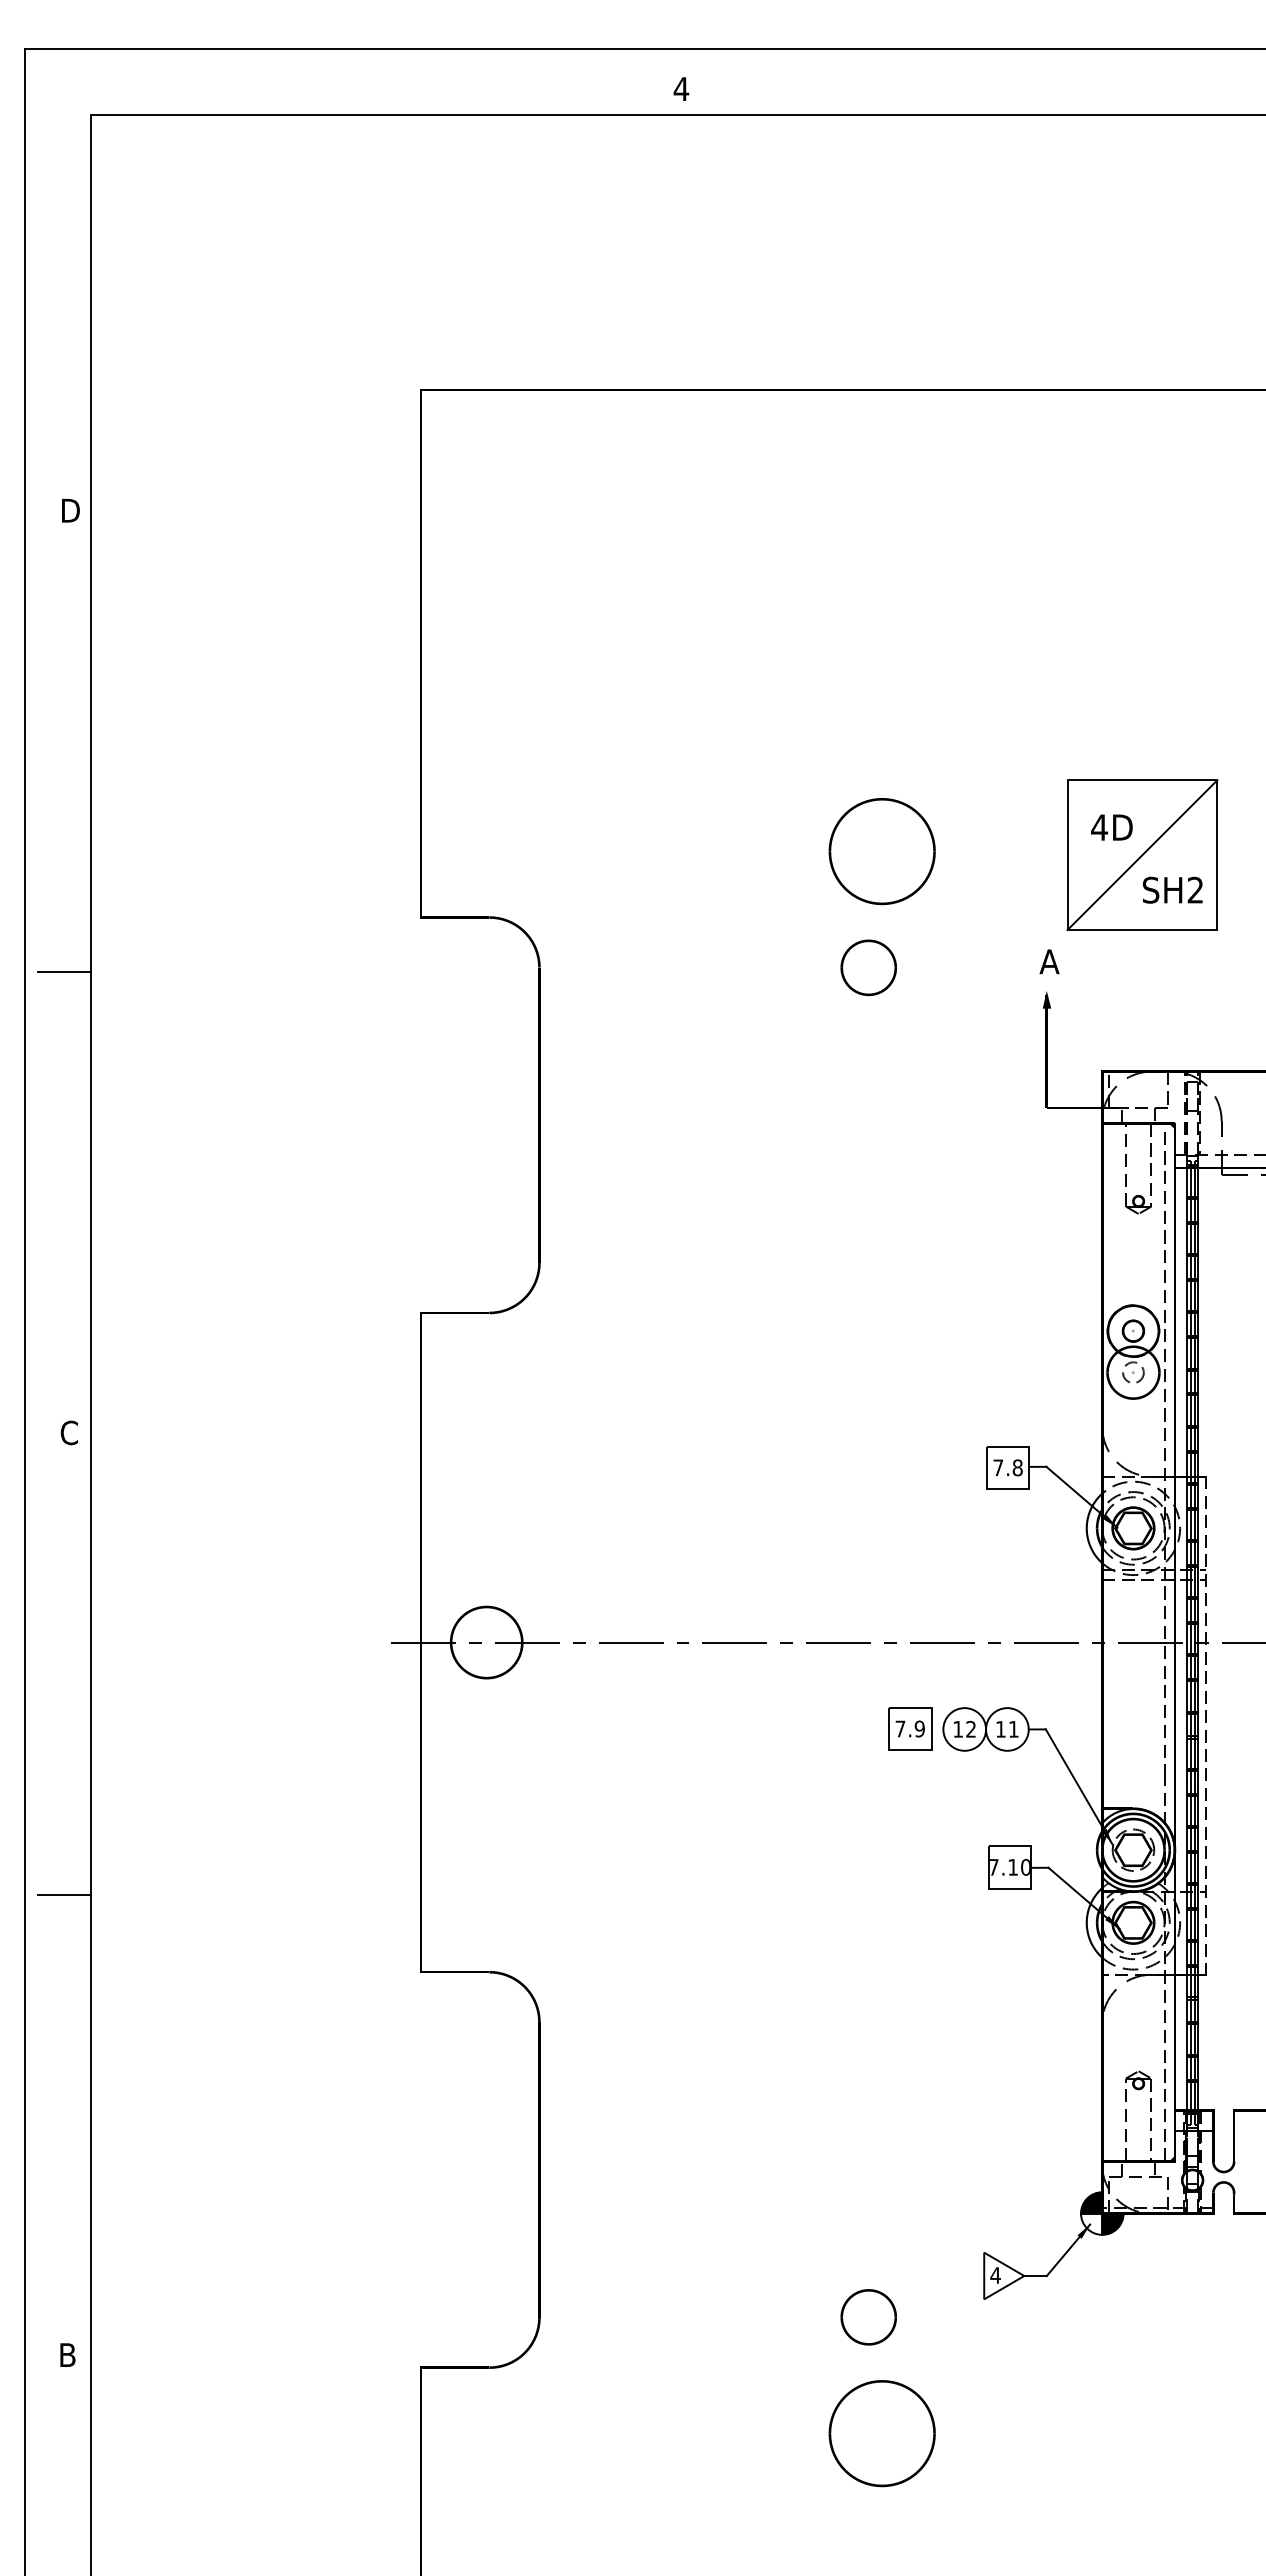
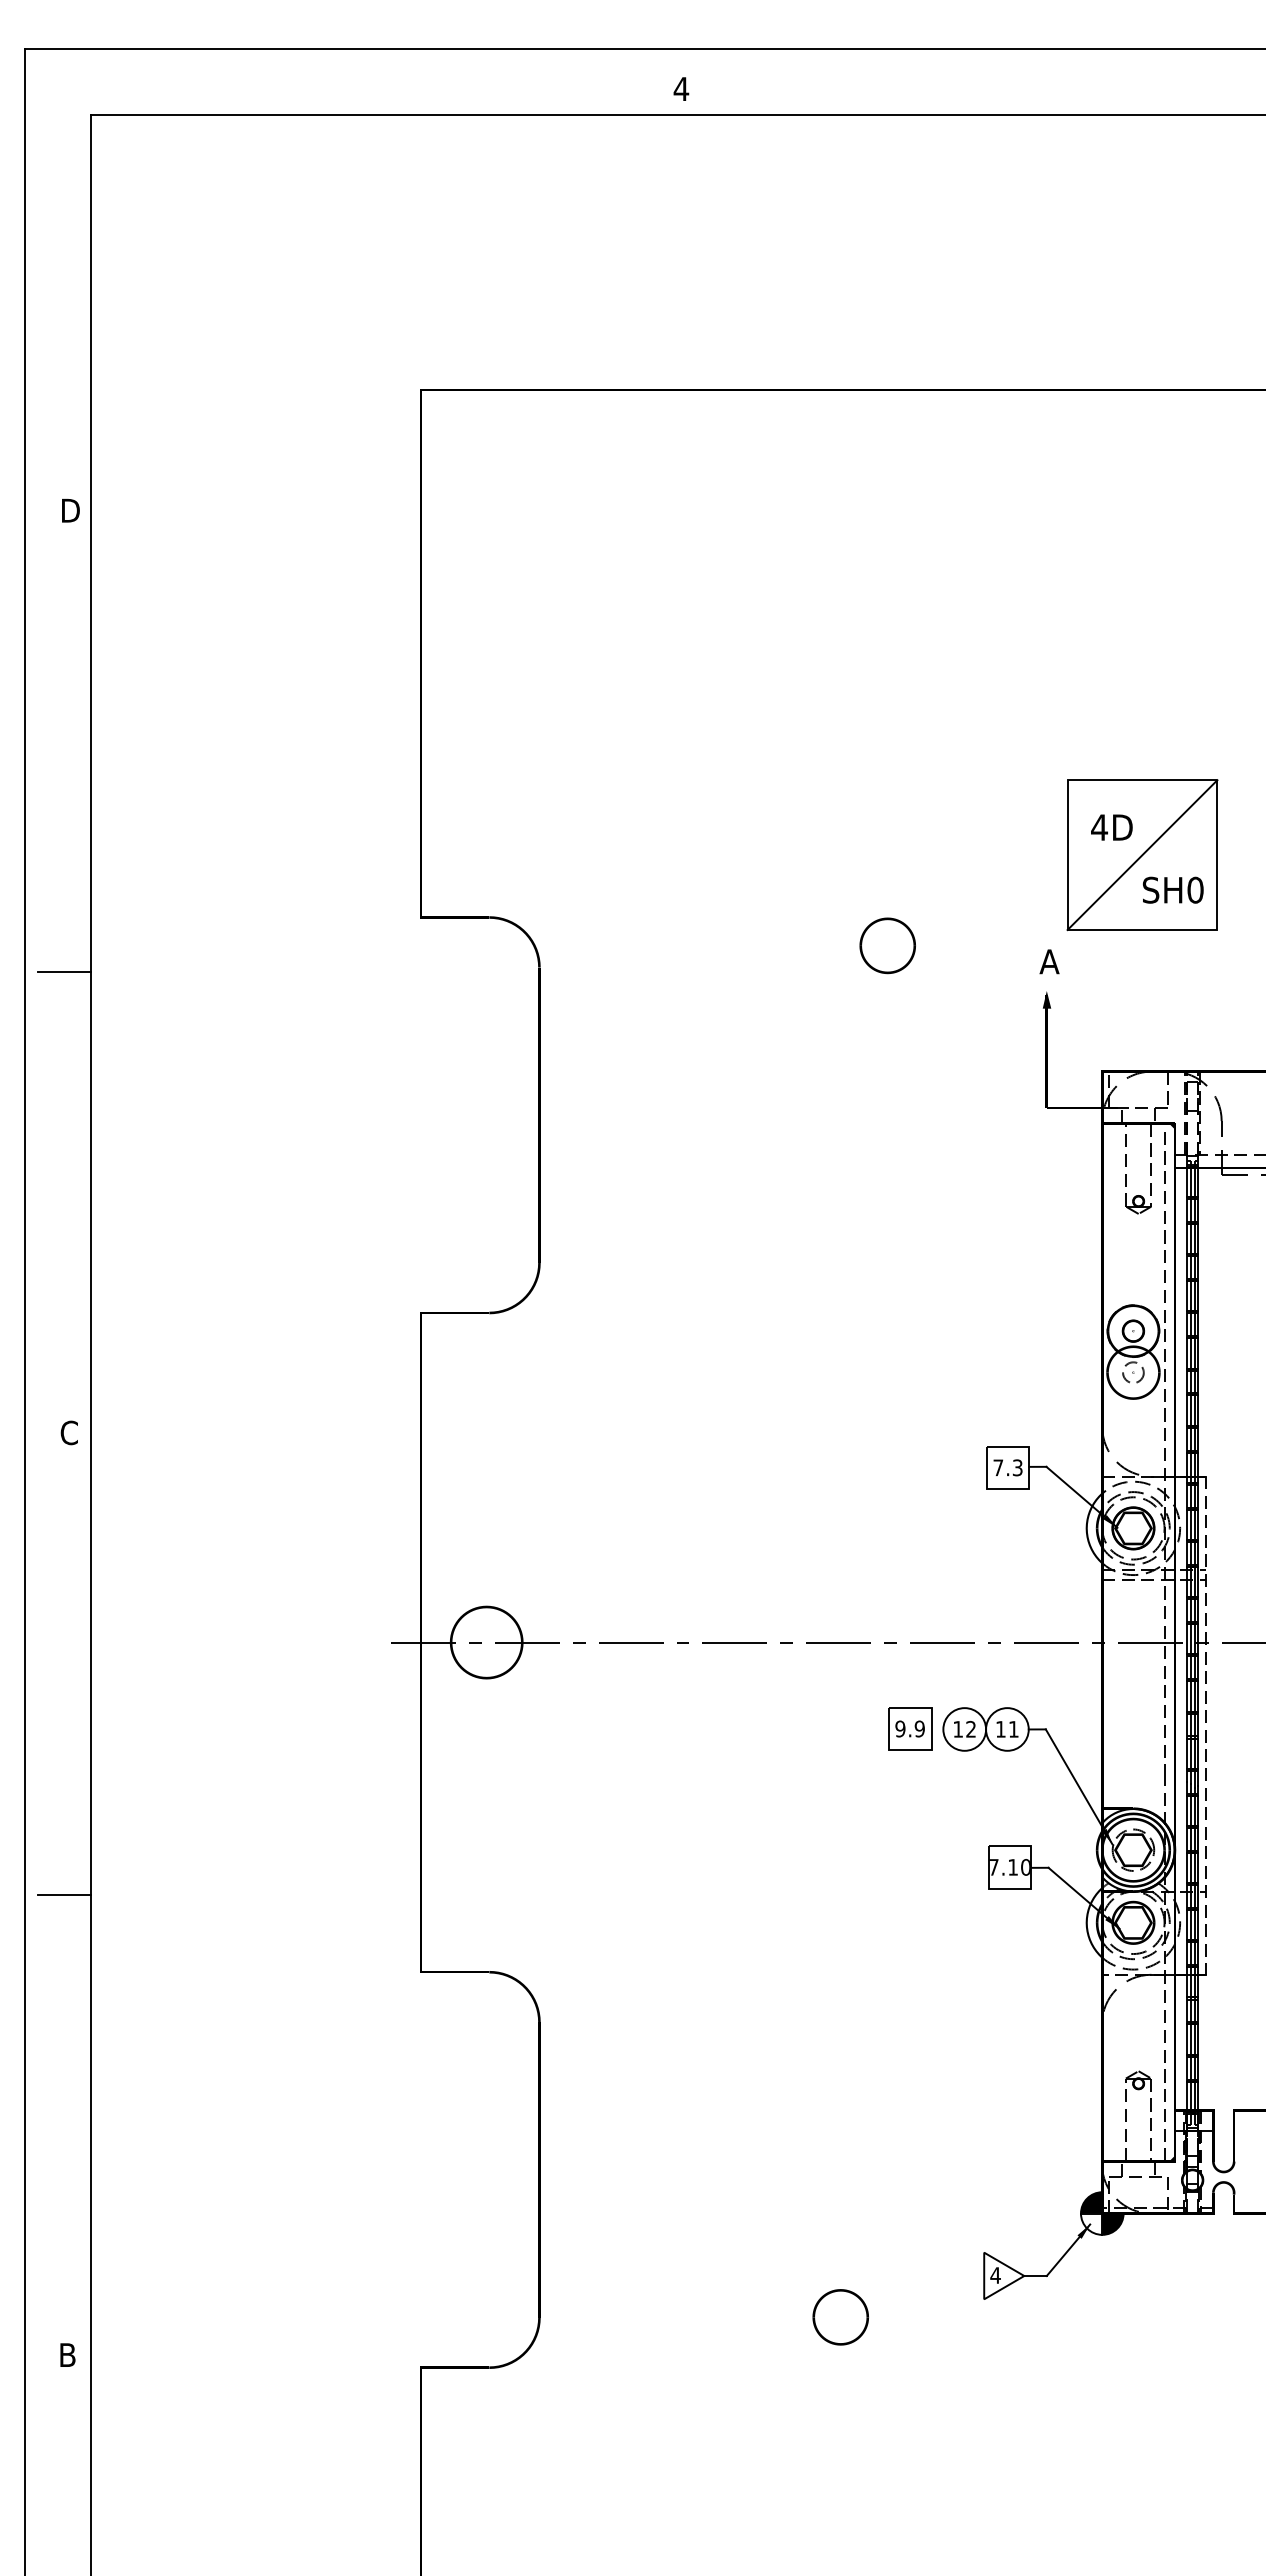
part: present -> none (881, 851)
text: SH2 -> SH0 (1195, 889)
part position: (868, 967) -> (887, 945) (887, 945)
text: 7.8 -> 7.3 (1017, 1467)
text: 7.9 -> 9.9 (900, 1728)
part position: (868, 2317) -> (840, 2317) (840, 2317)
part: present -> none (881, 2433)
